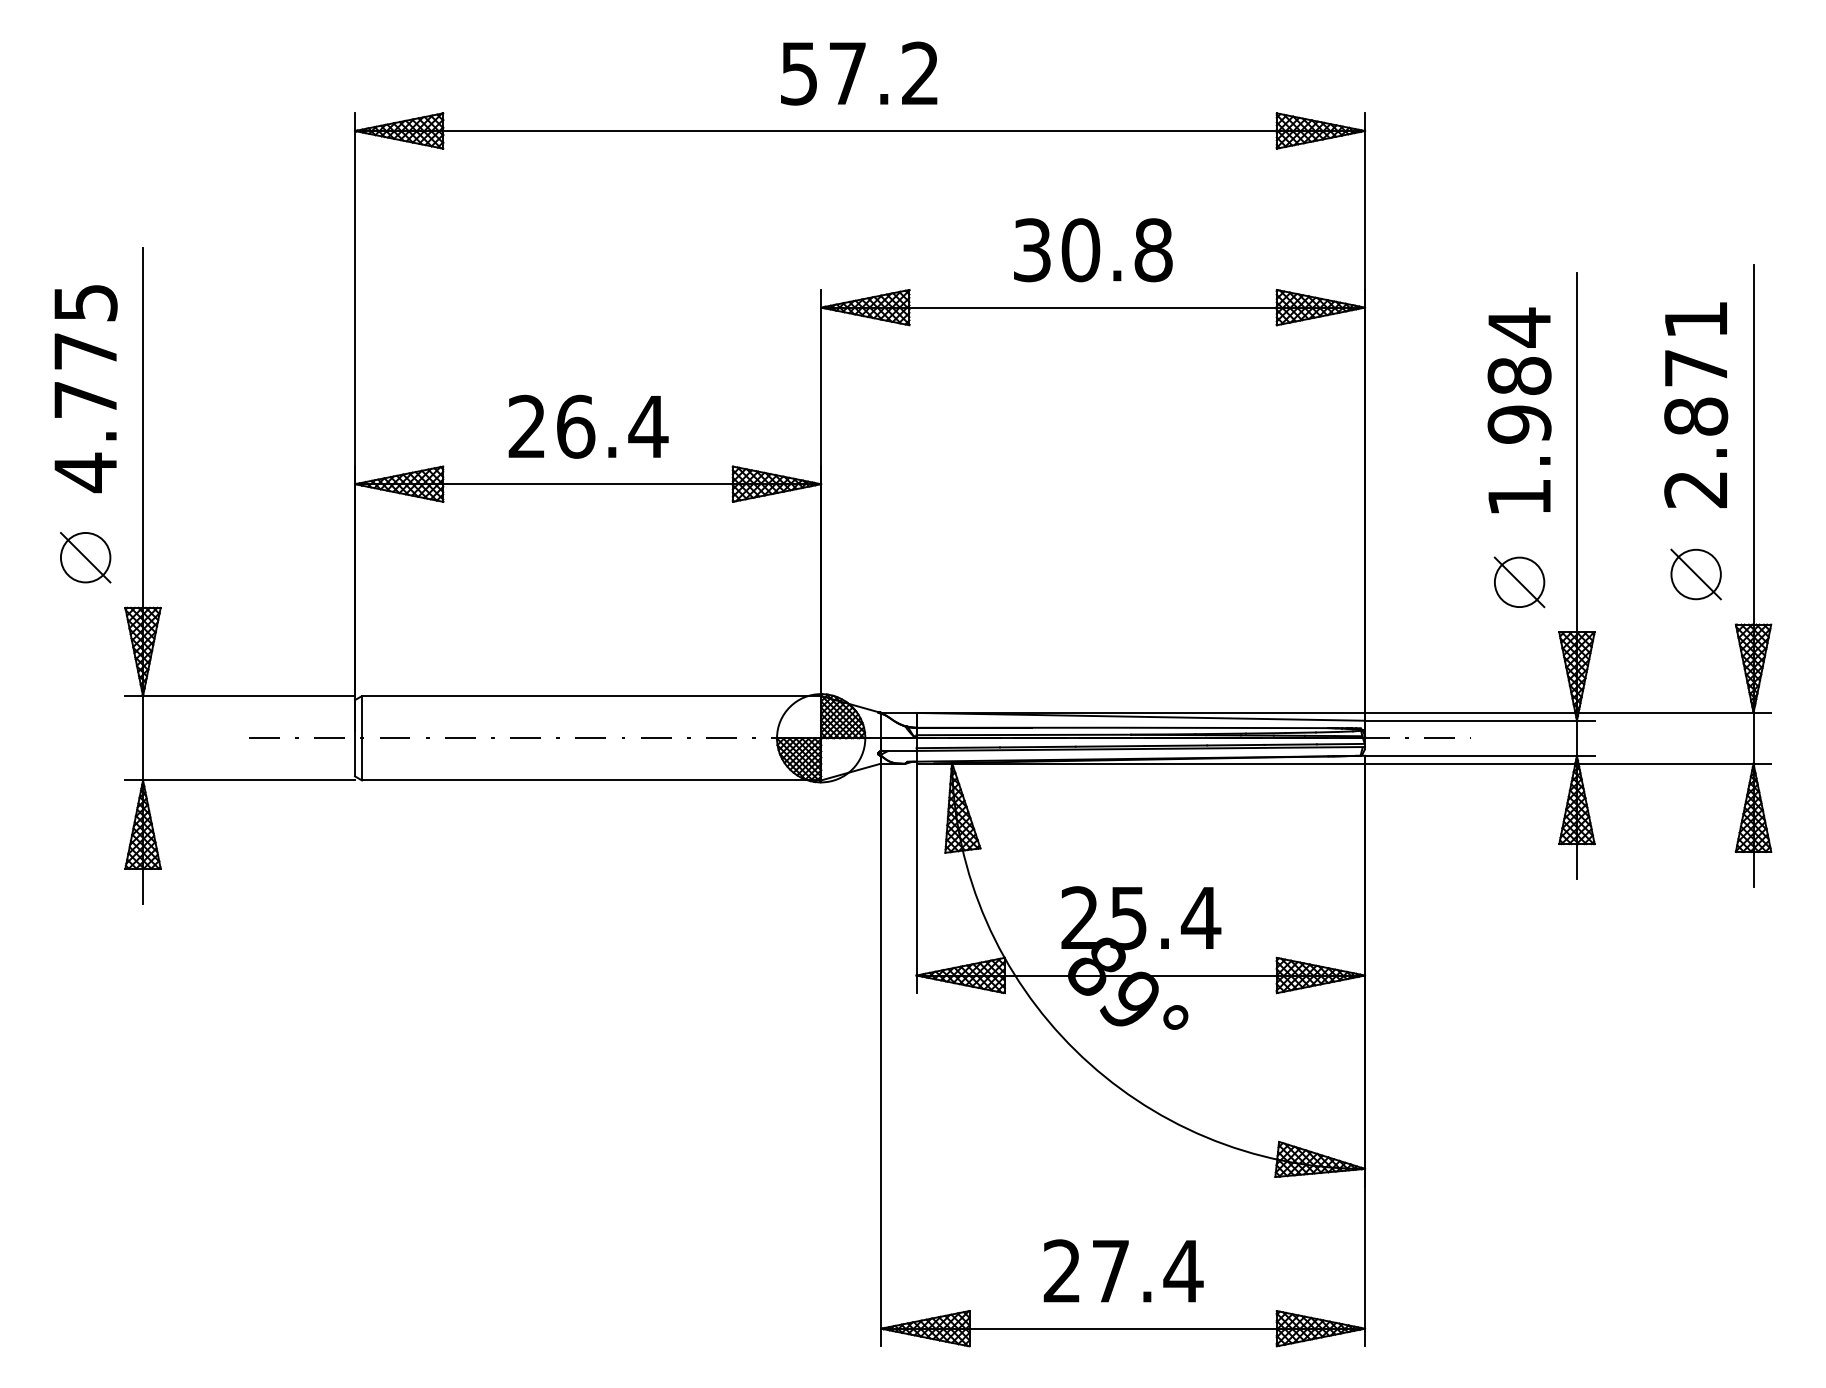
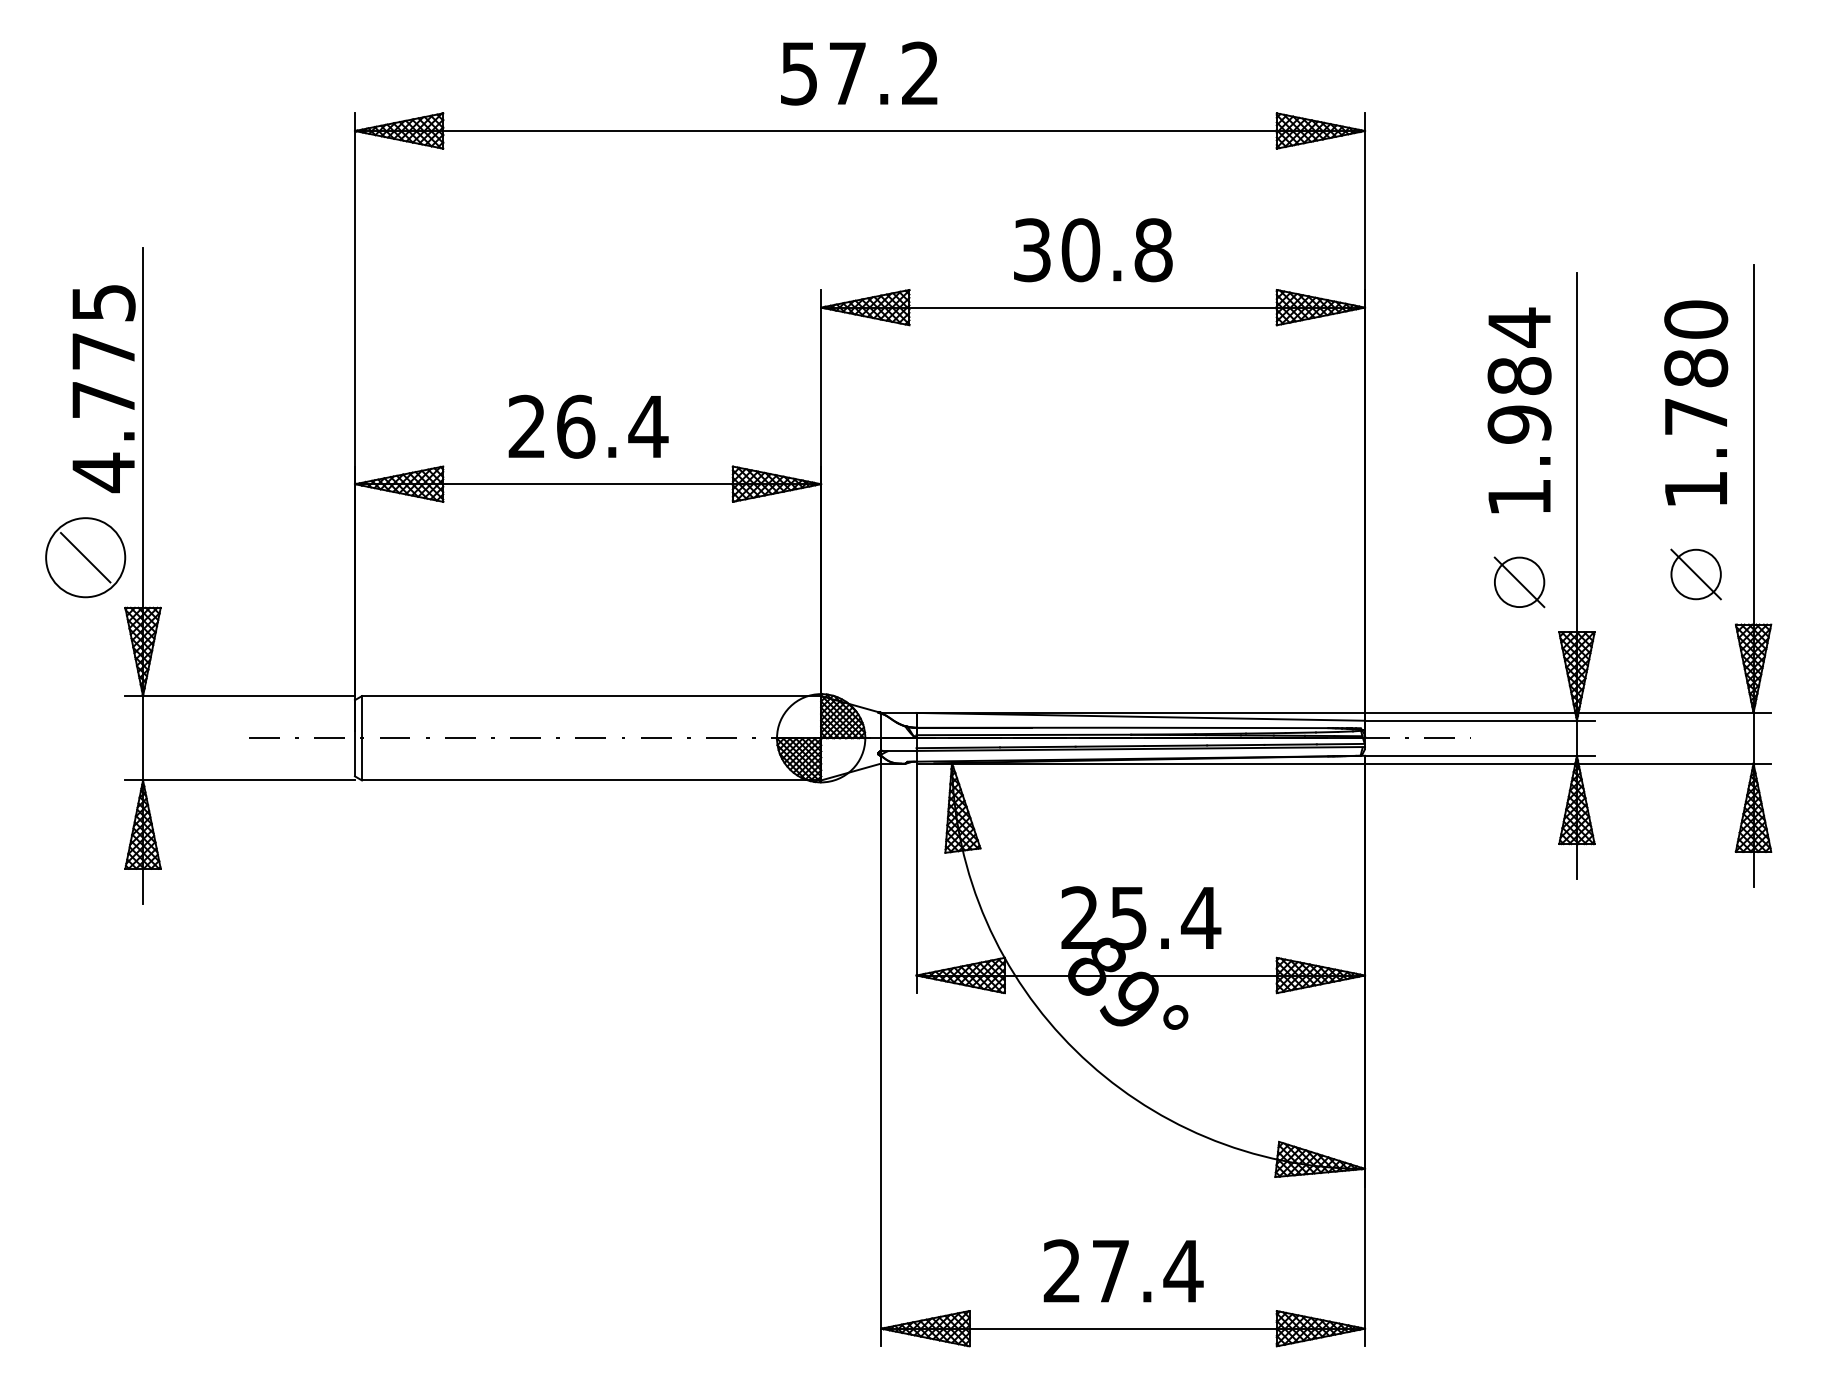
text position: (85, 389) -> (103, 389) (103, 389)
text: 2.871 -> 1.780 (1696, 404)
circle diameter: 49 px -> 79 px (85, 557)
